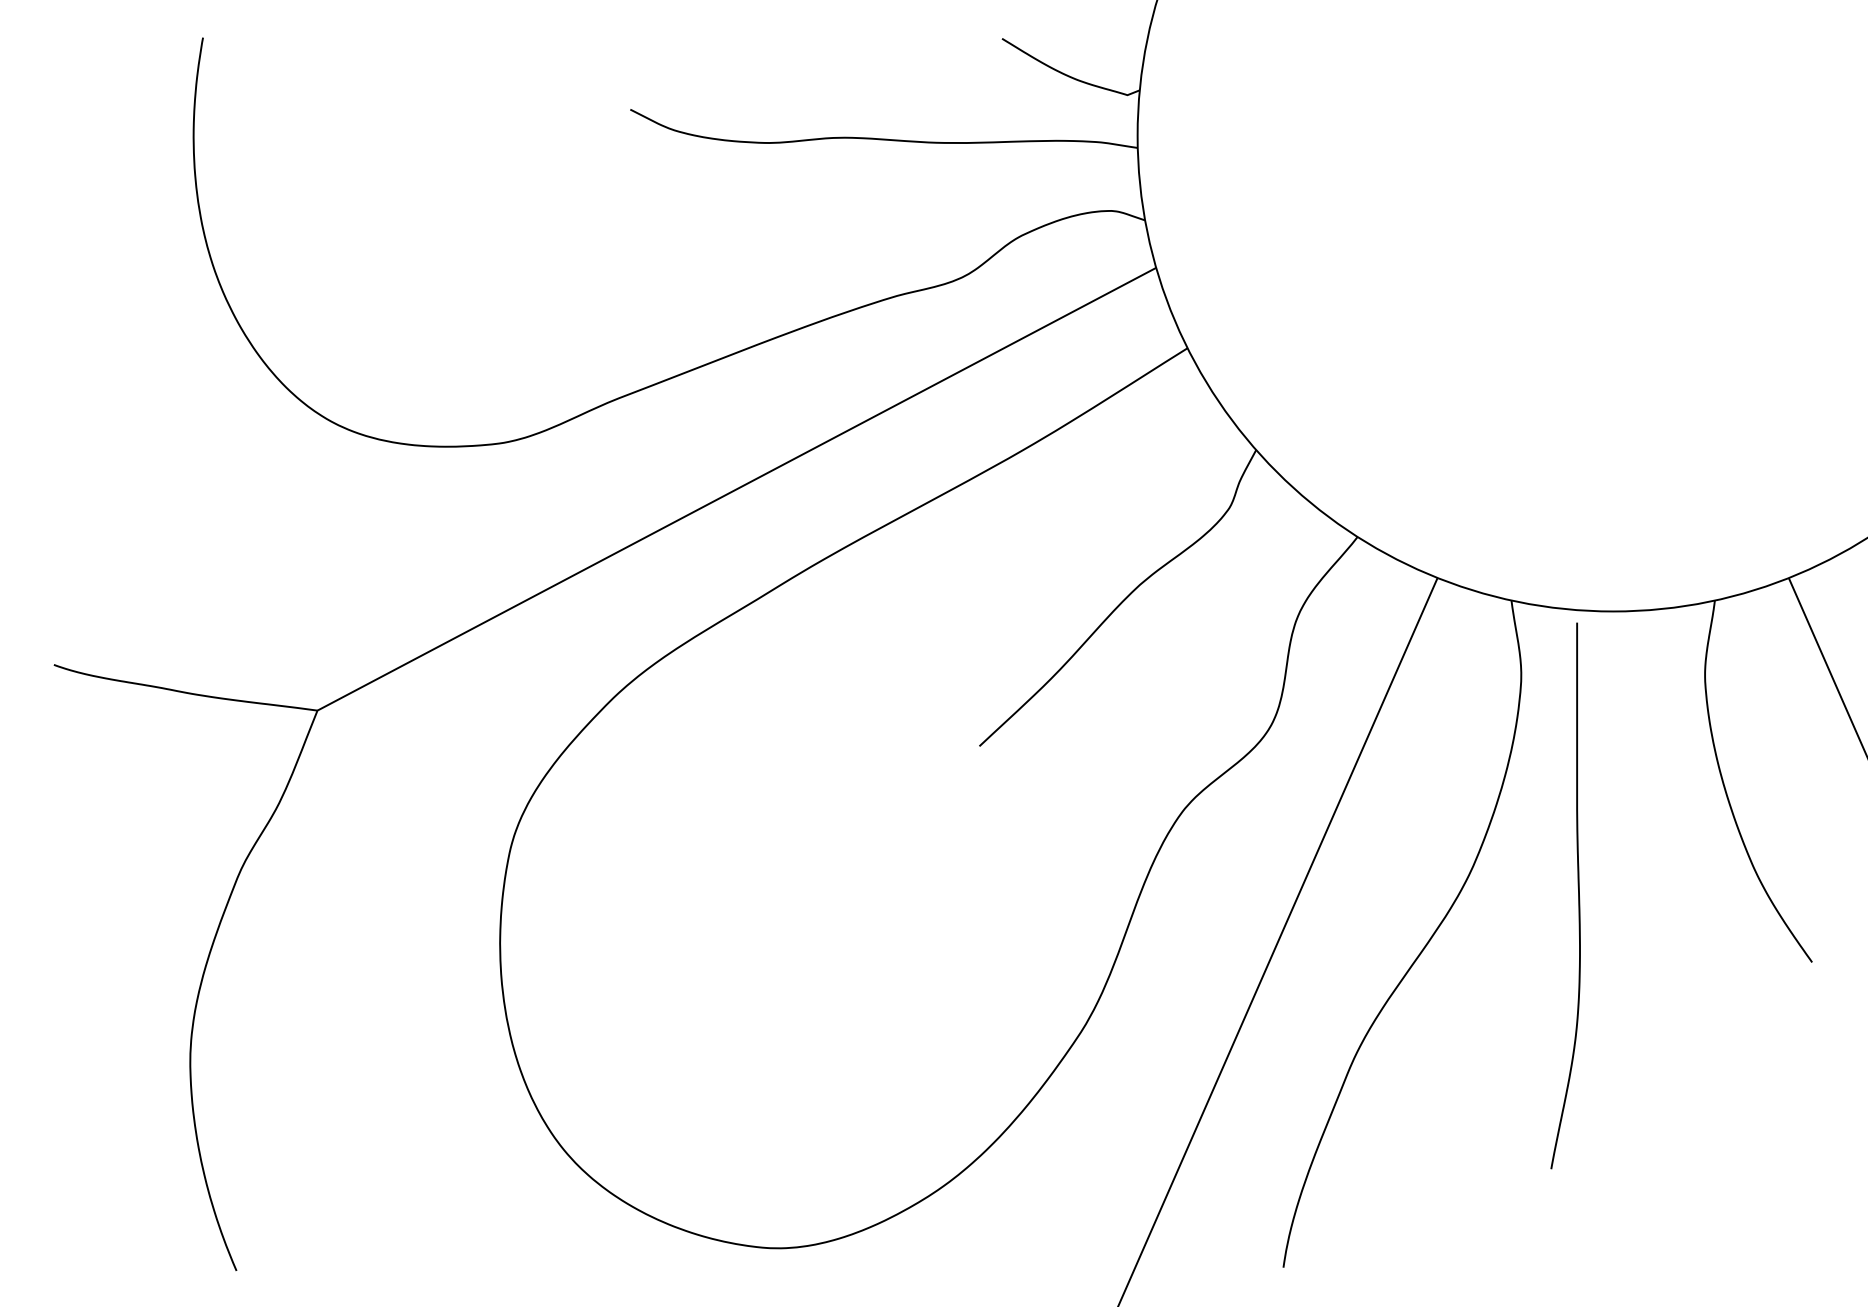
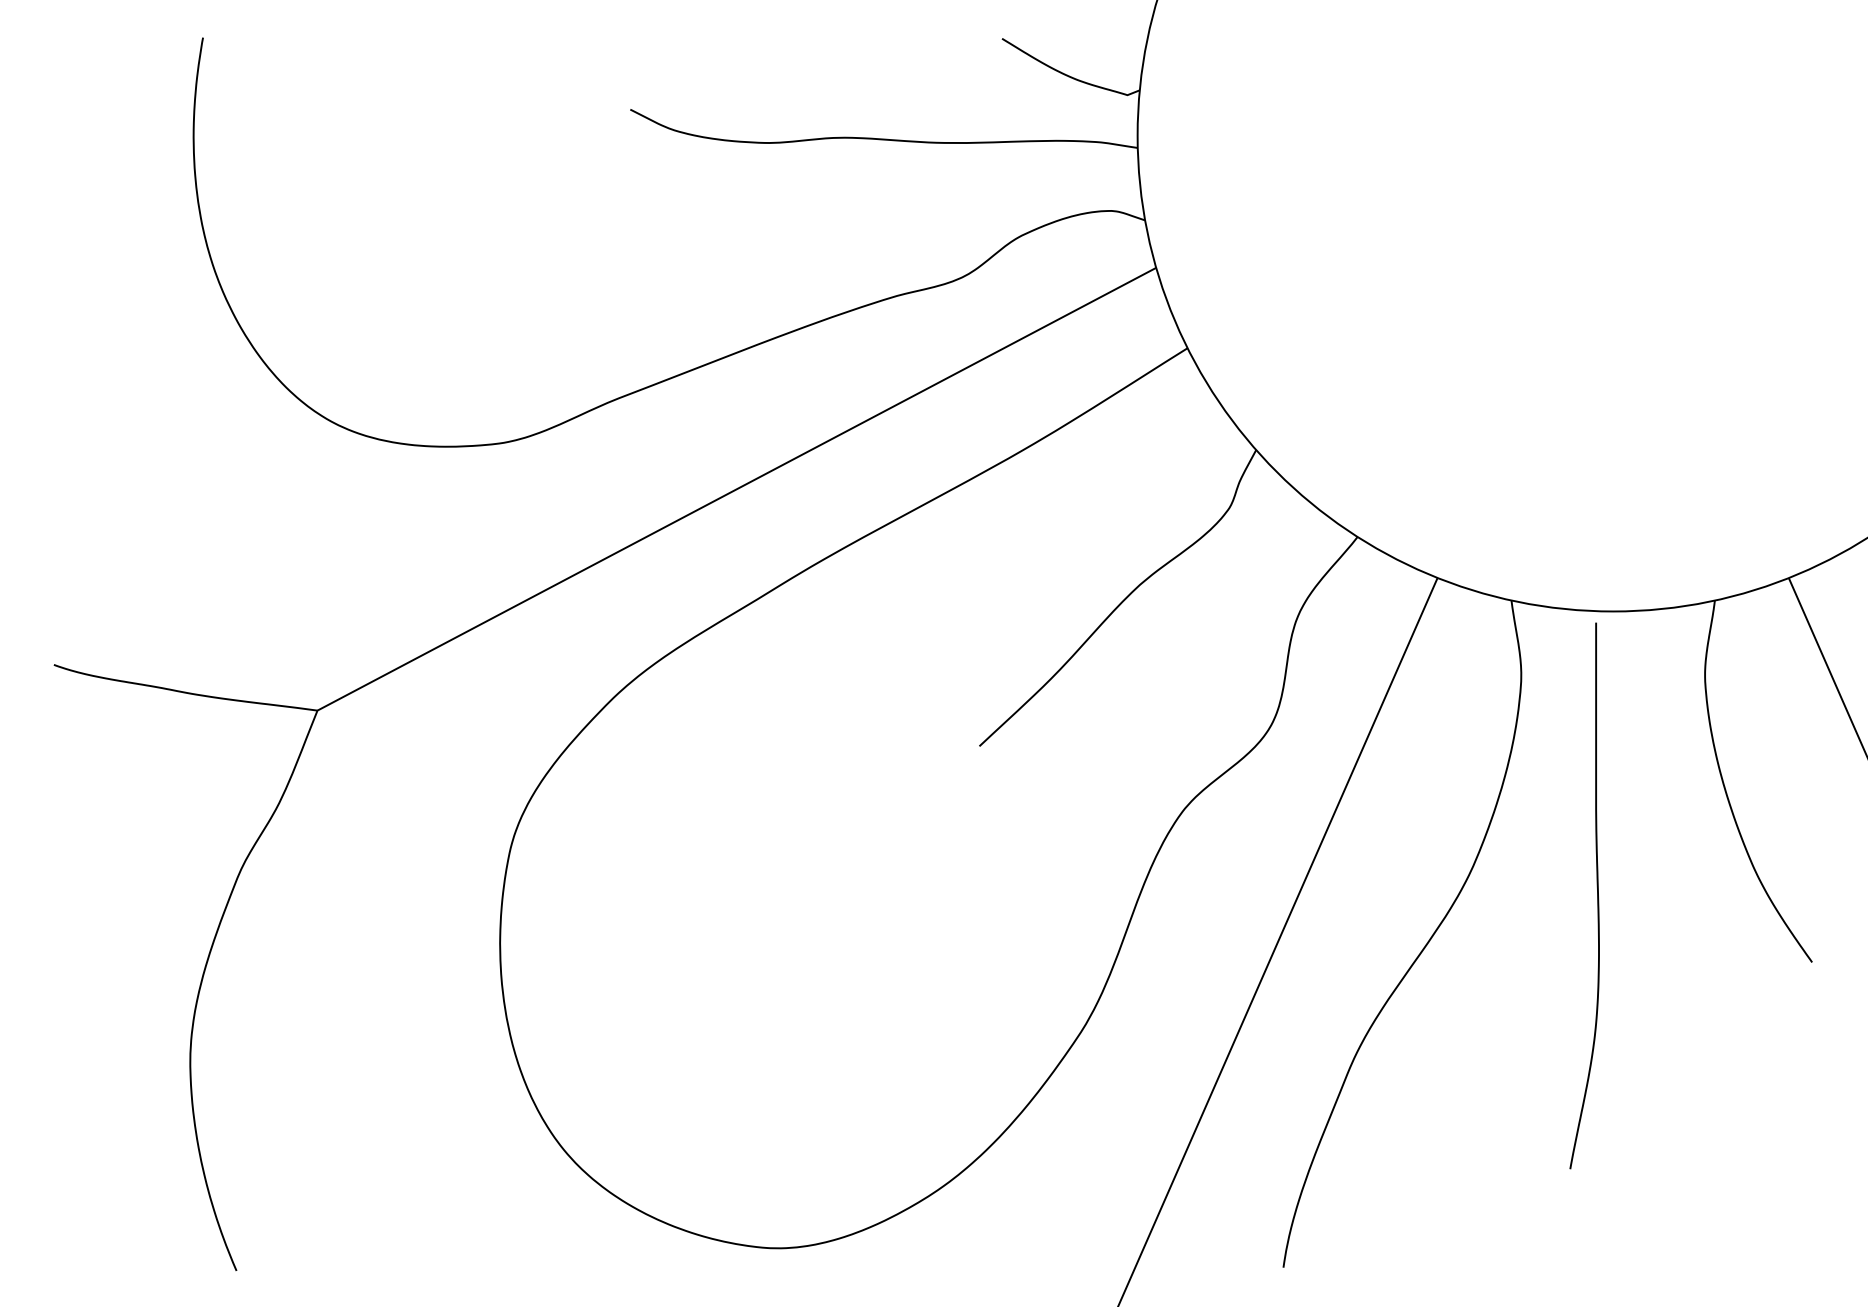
curve position: (1578, 895) -> (1597, 895) (1597, 895)
